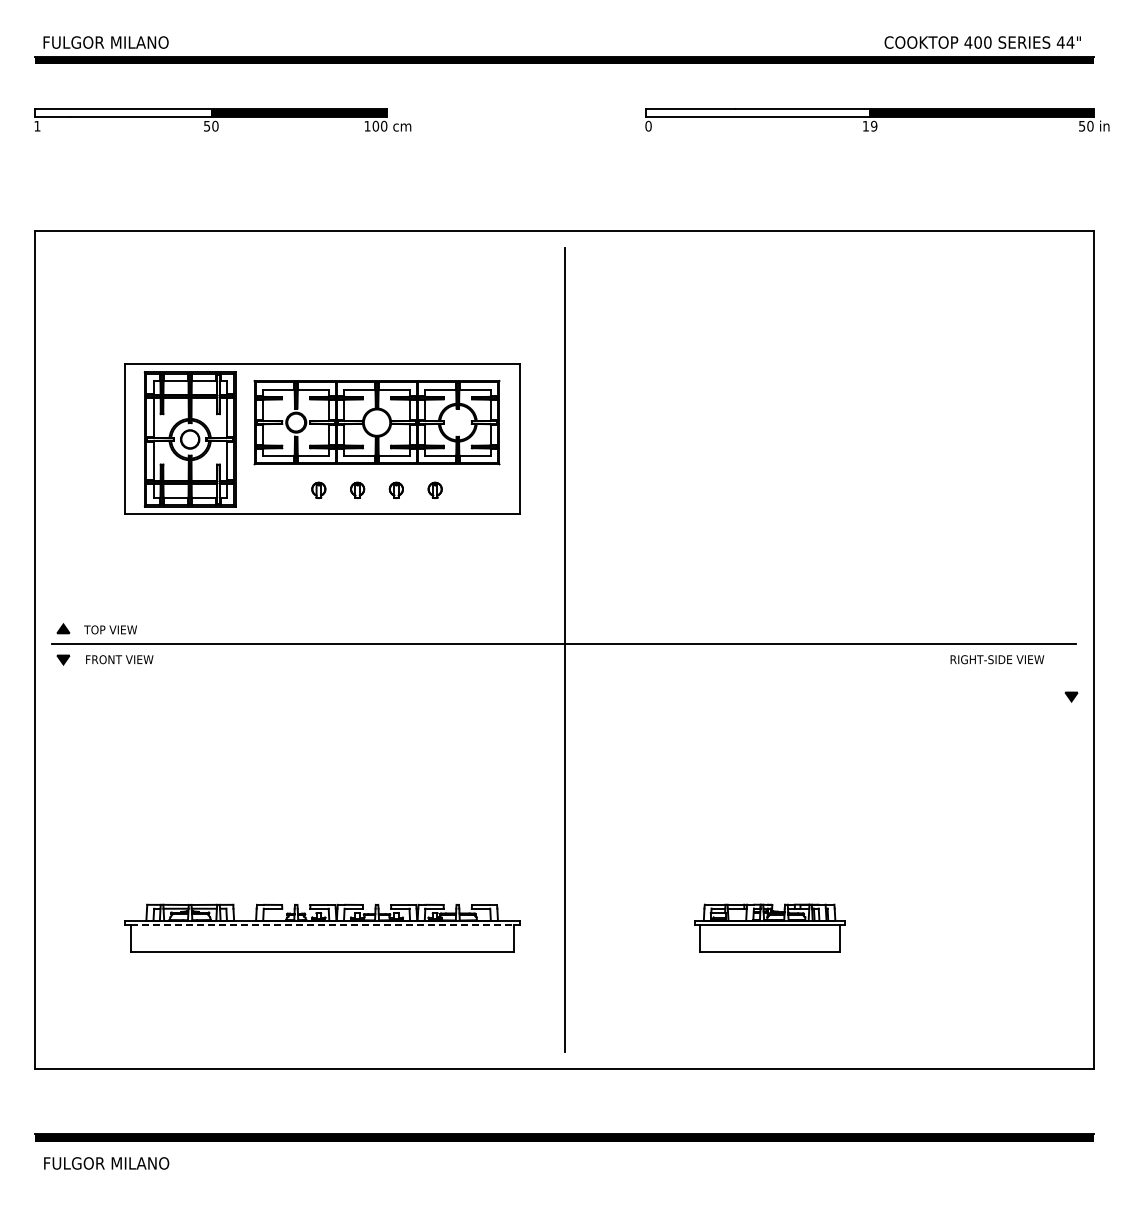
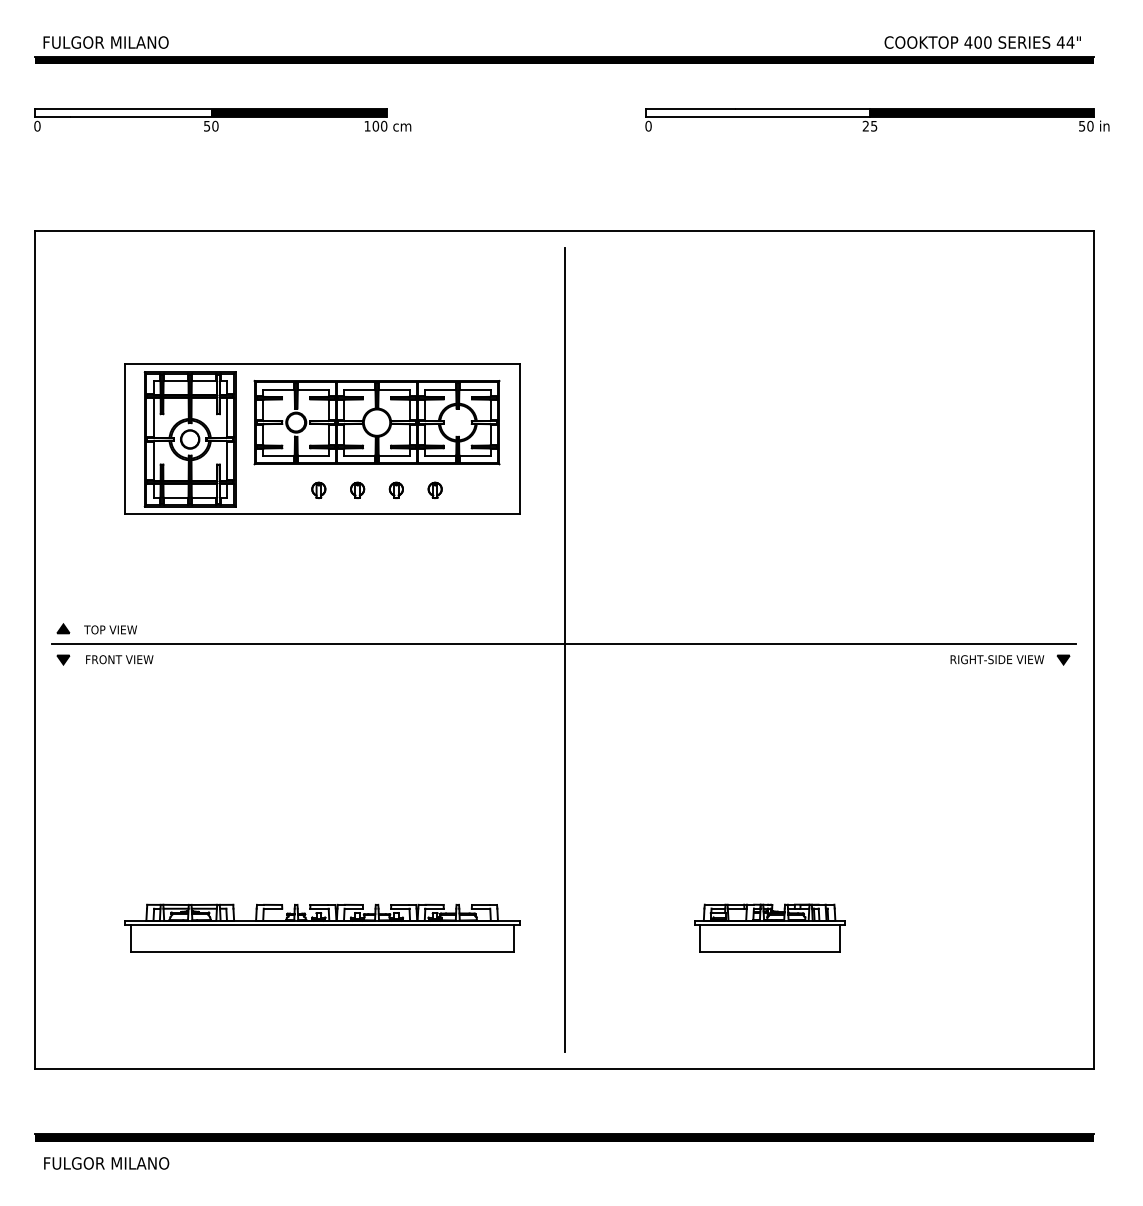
text: 1 -> 0 (37, 125)
text: 19 -> 25 (869, 125)
part position: (1071, 696) -> (1063, 659) (1063, 659)
line: dashed -> solid (322, 925)
